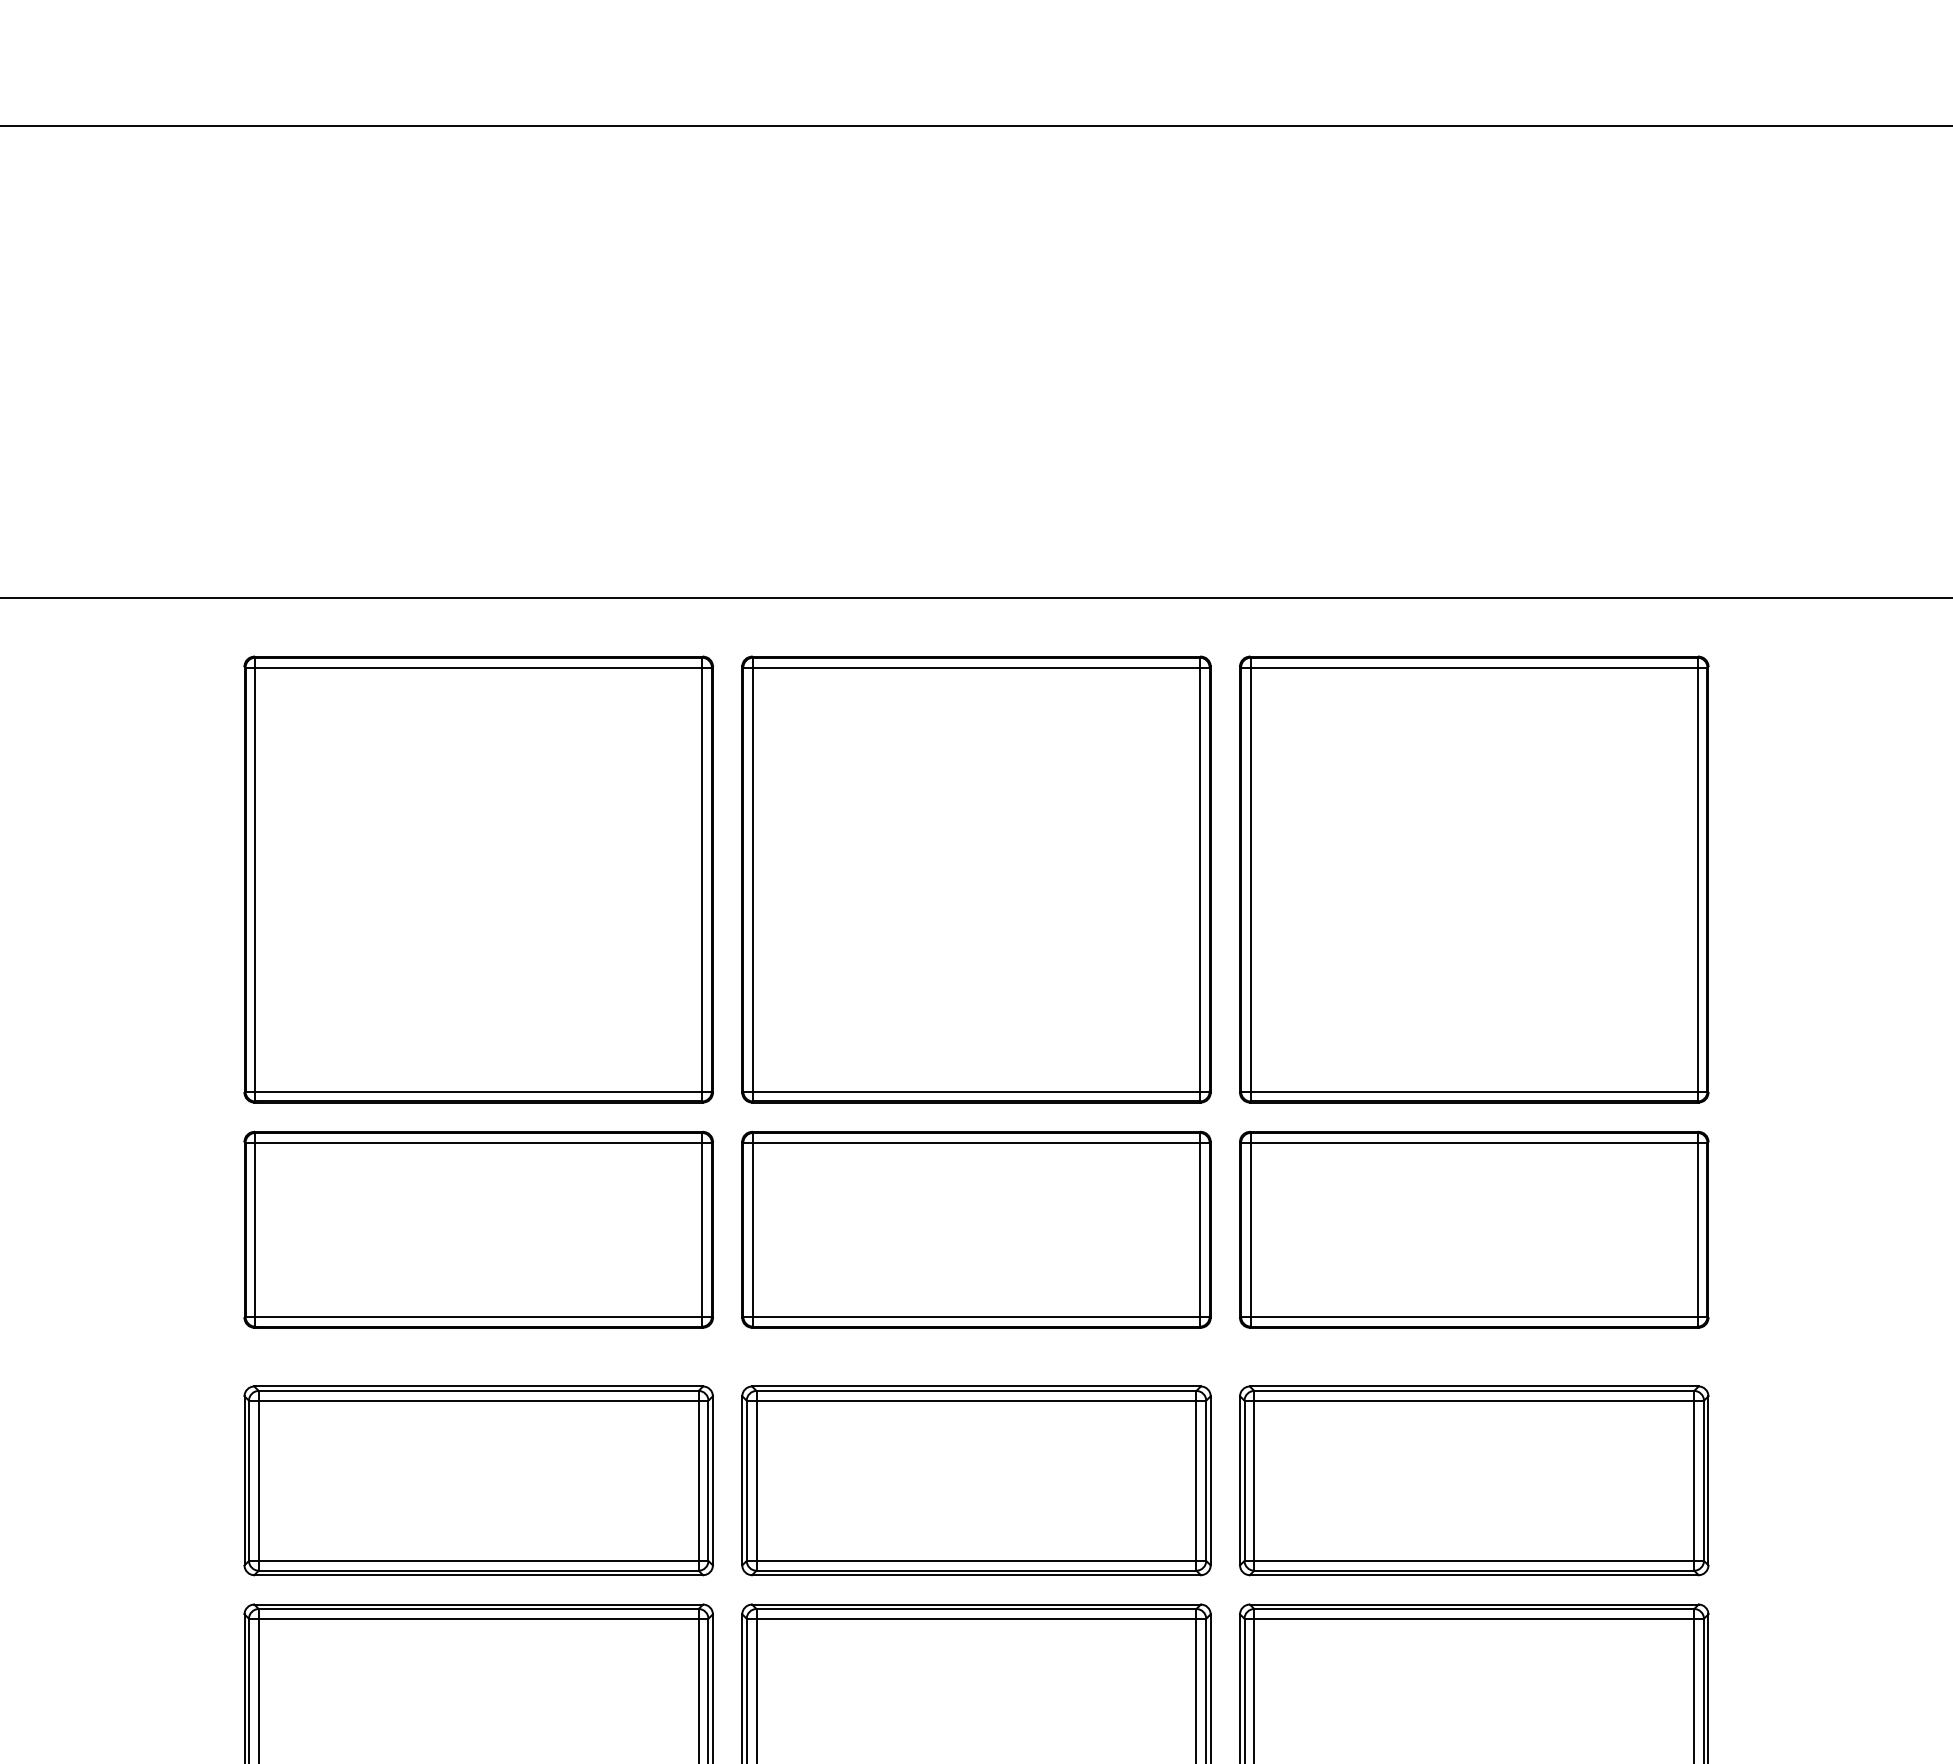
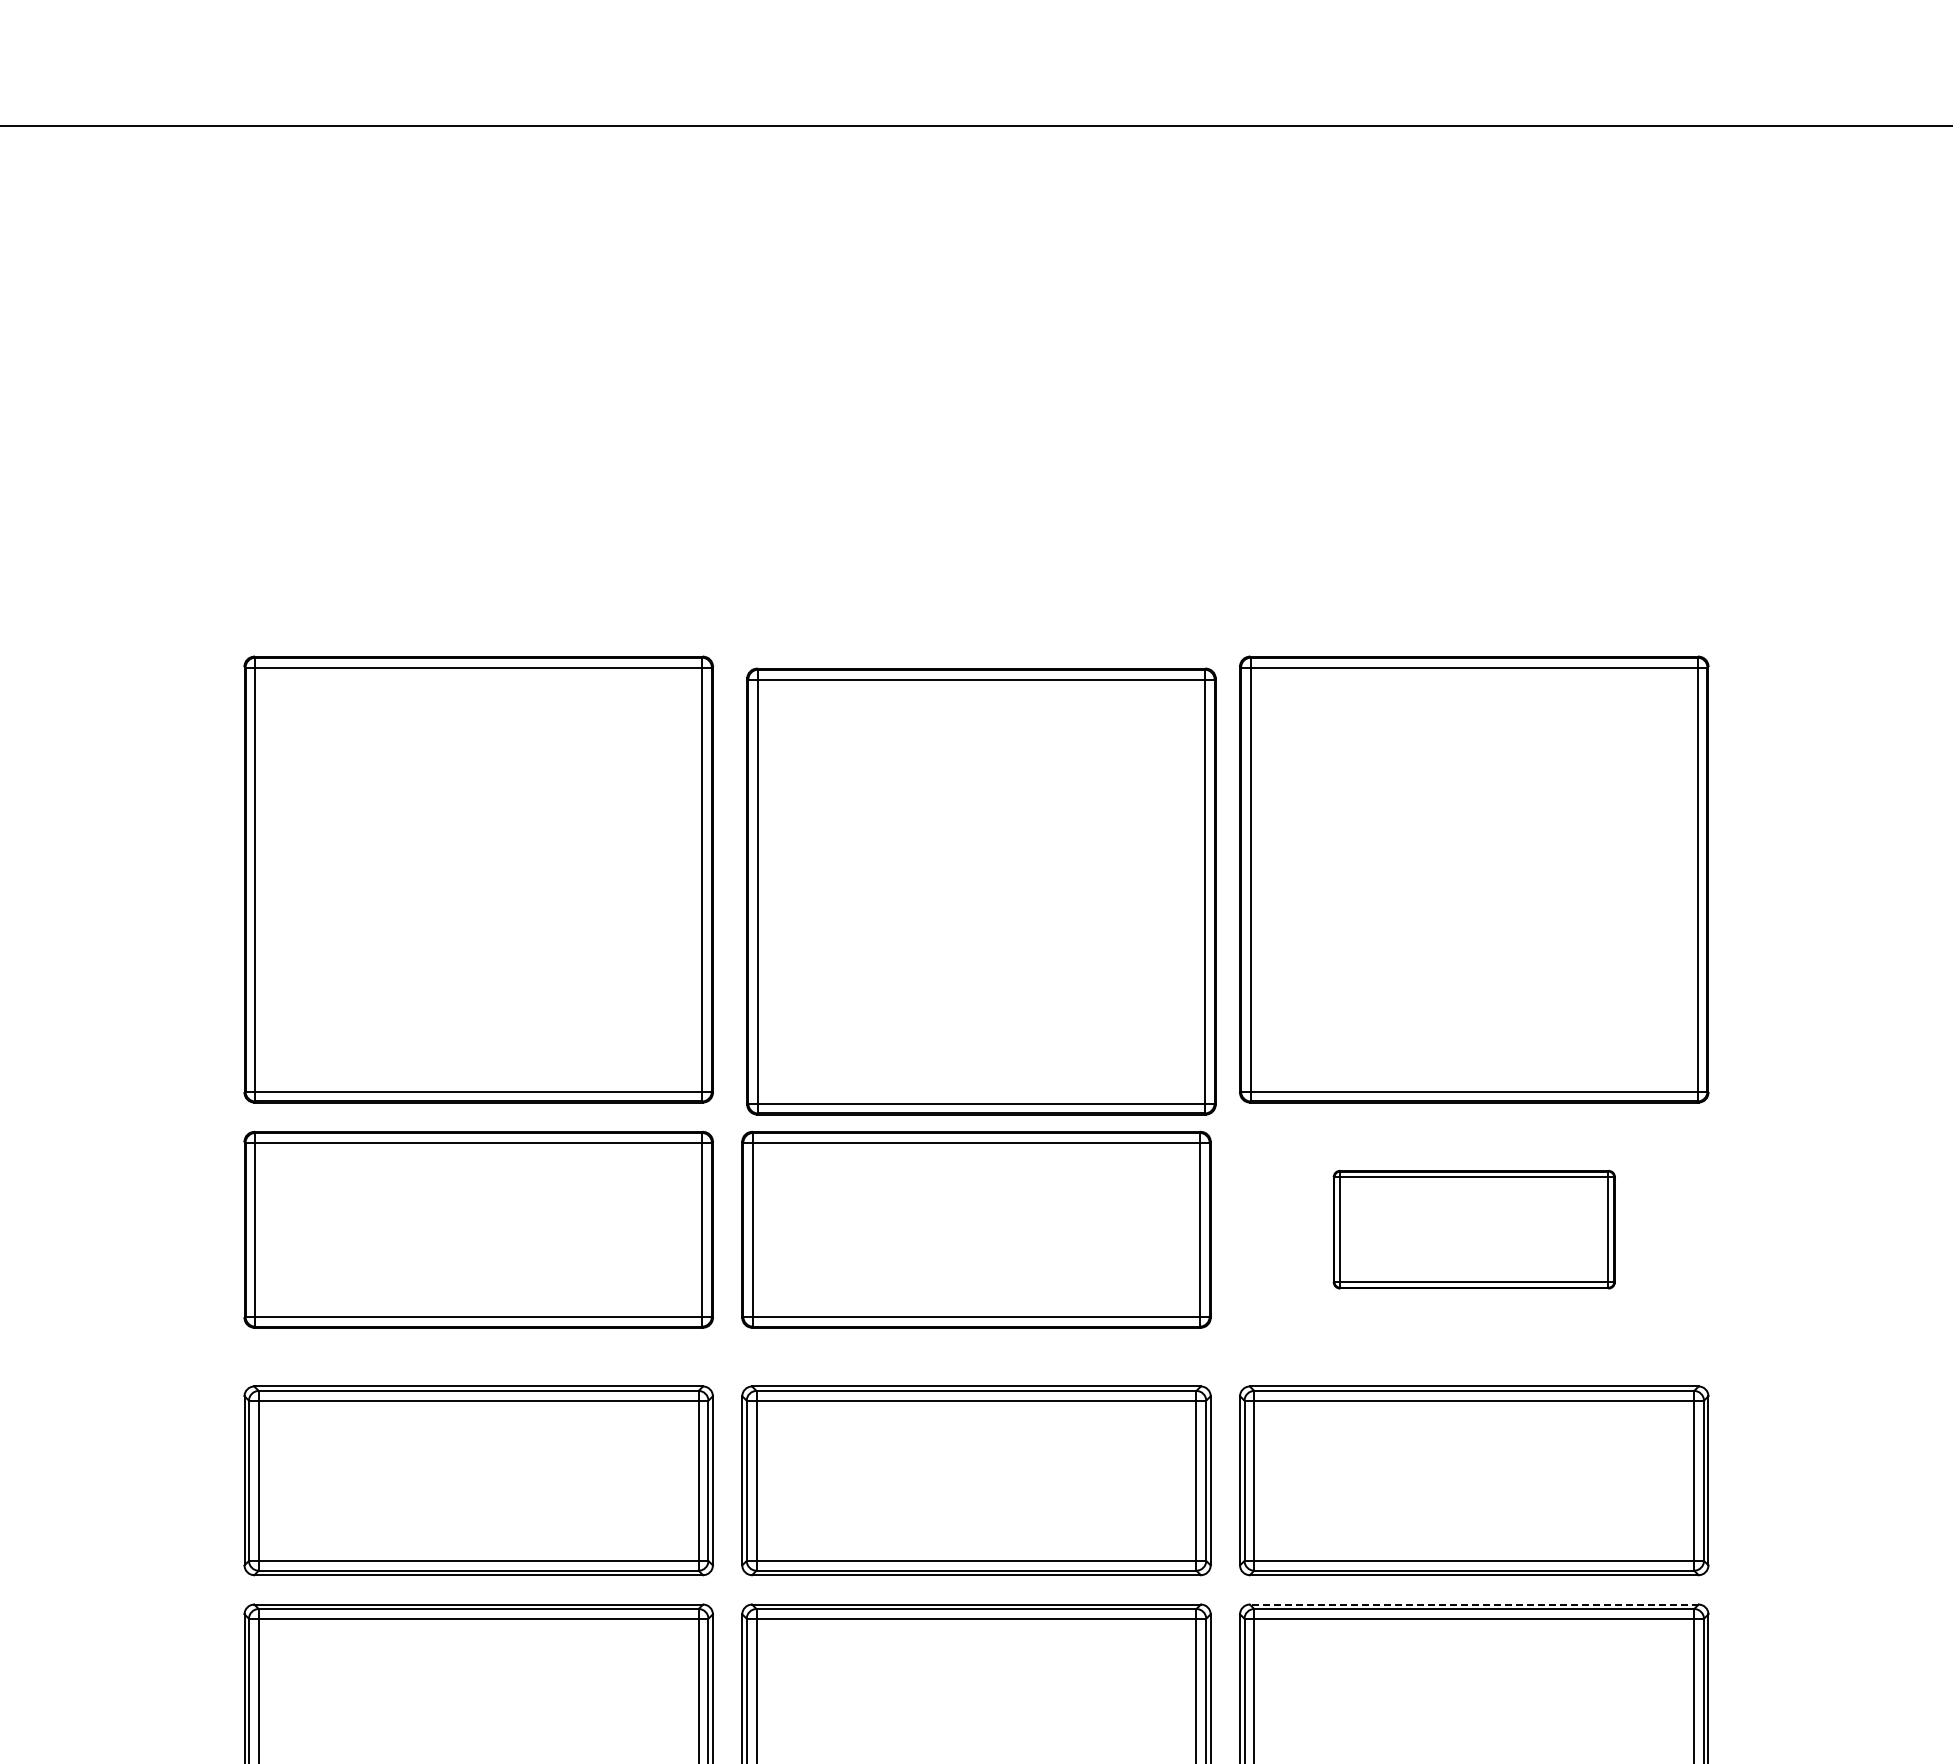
line: present -> none (975, 597)
part position: (976, 879) -> (981, 891) (981, 891)
part size: 471x199 px -> 284x121 px (1473, 1229)
line: solid -> dashed (1473, 1604)
